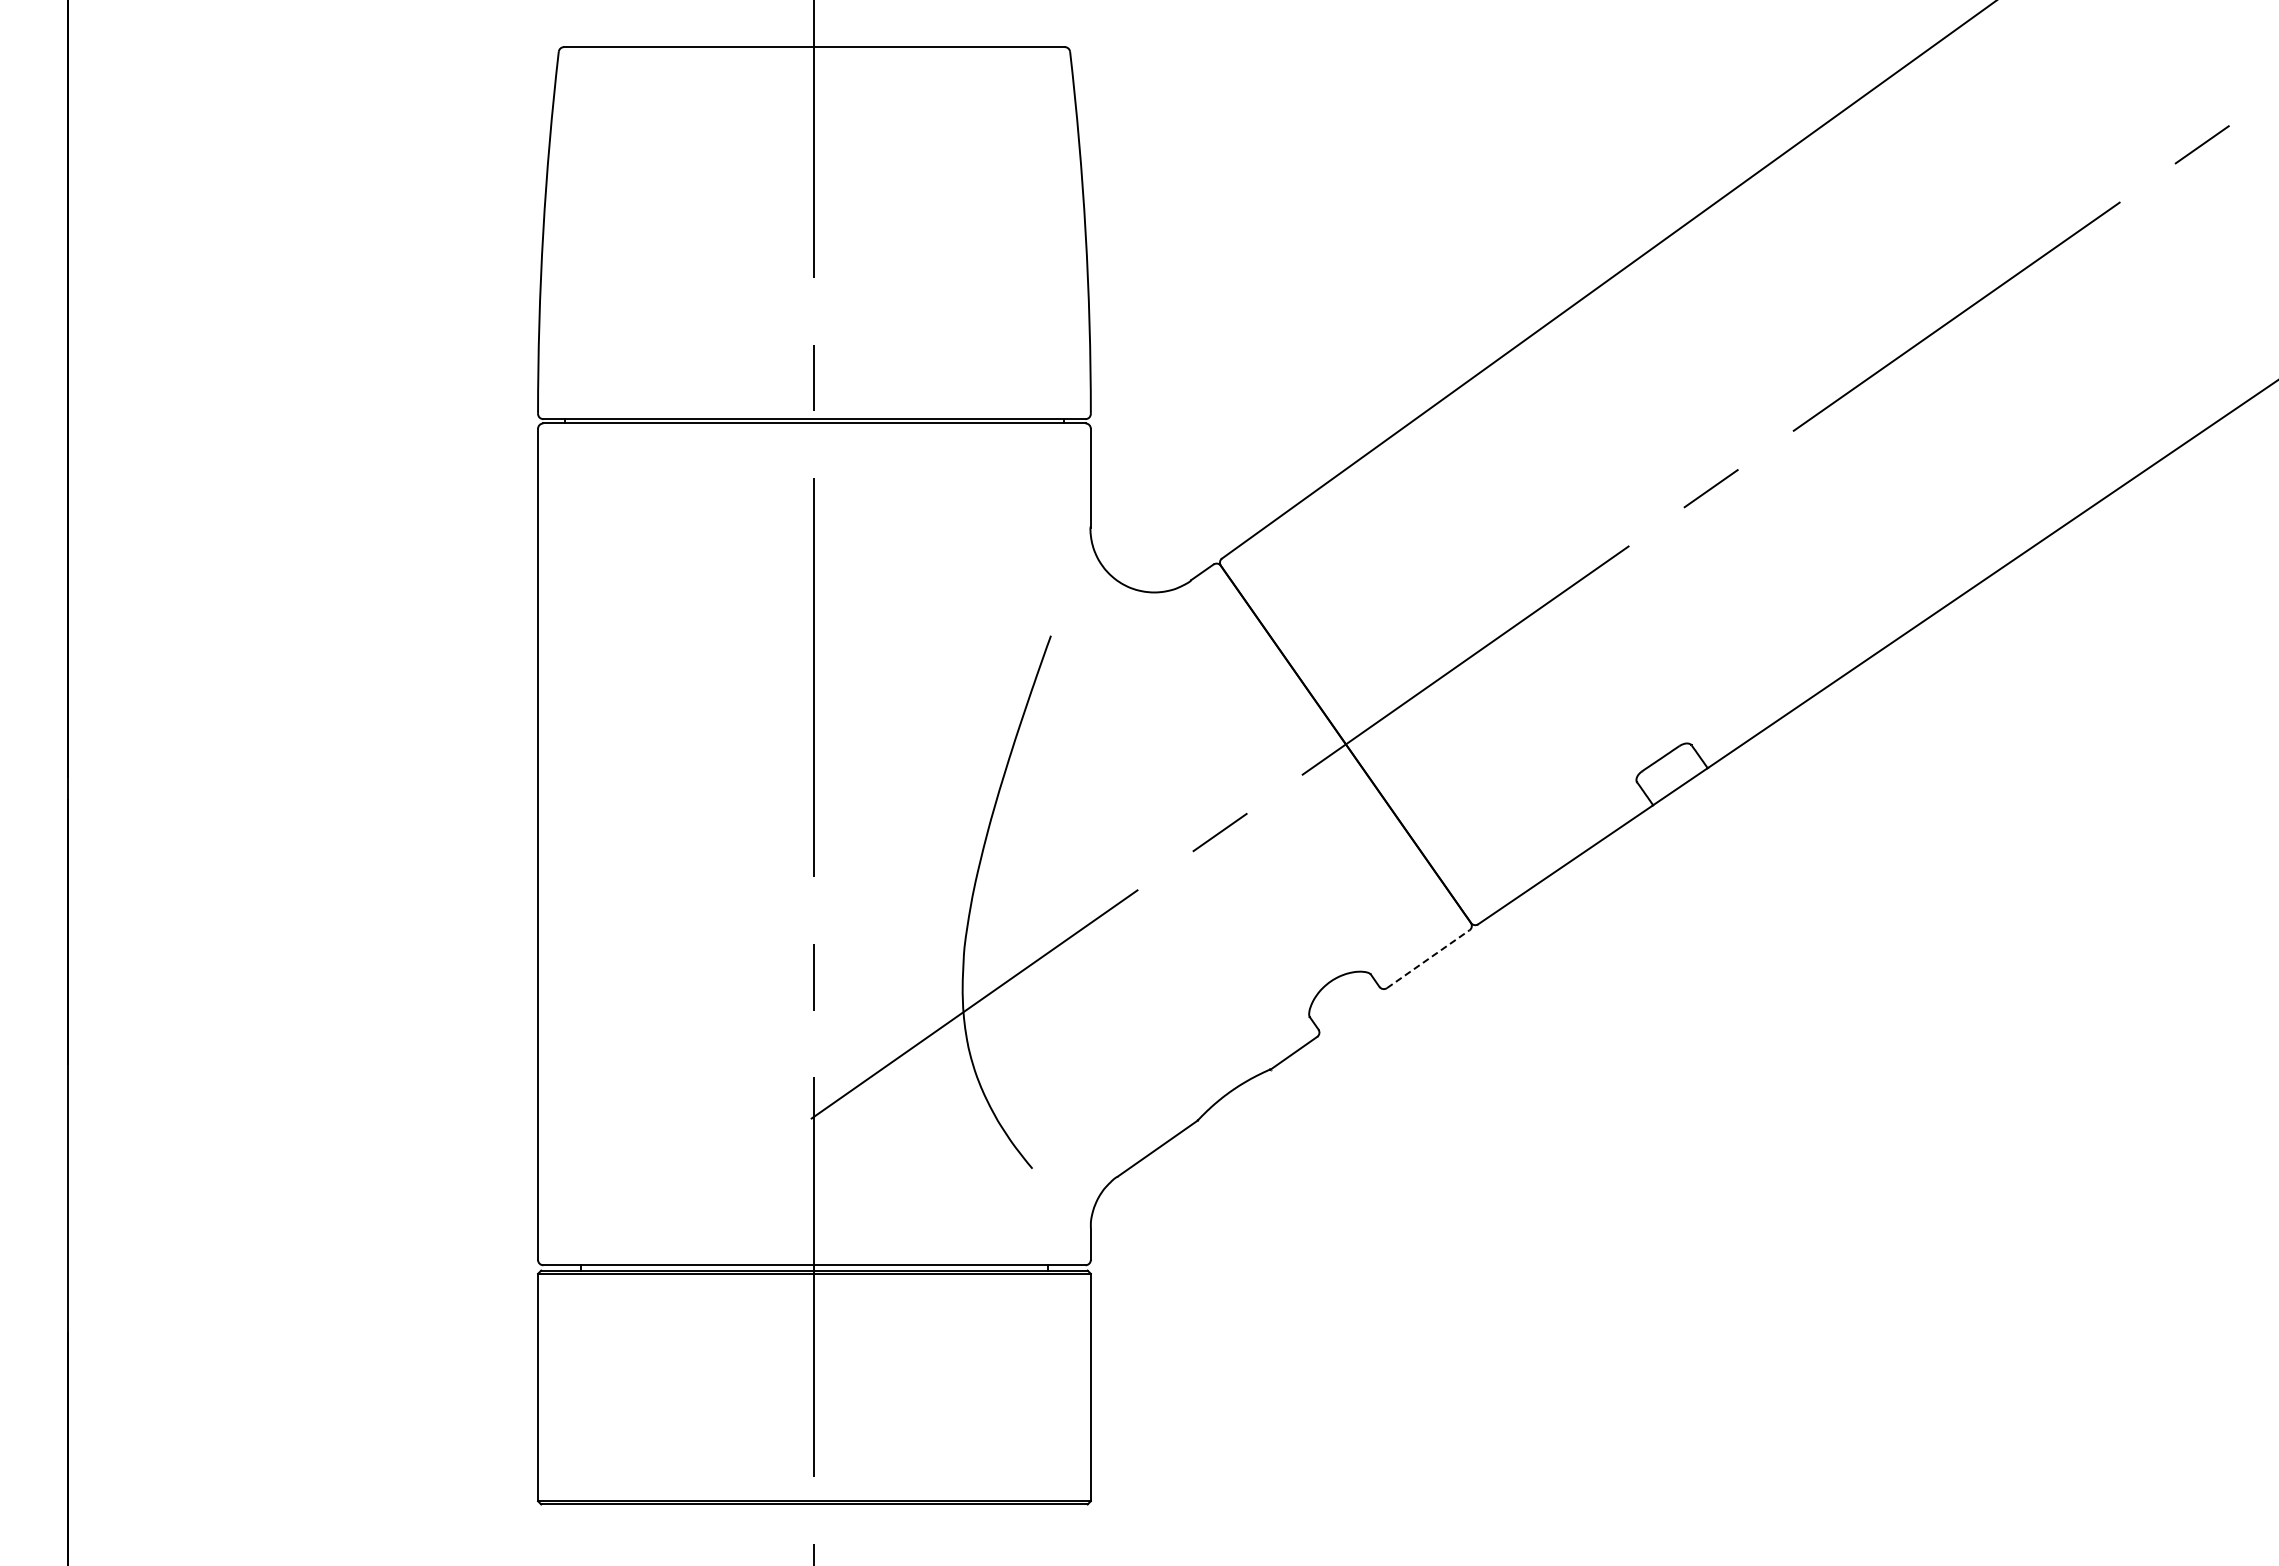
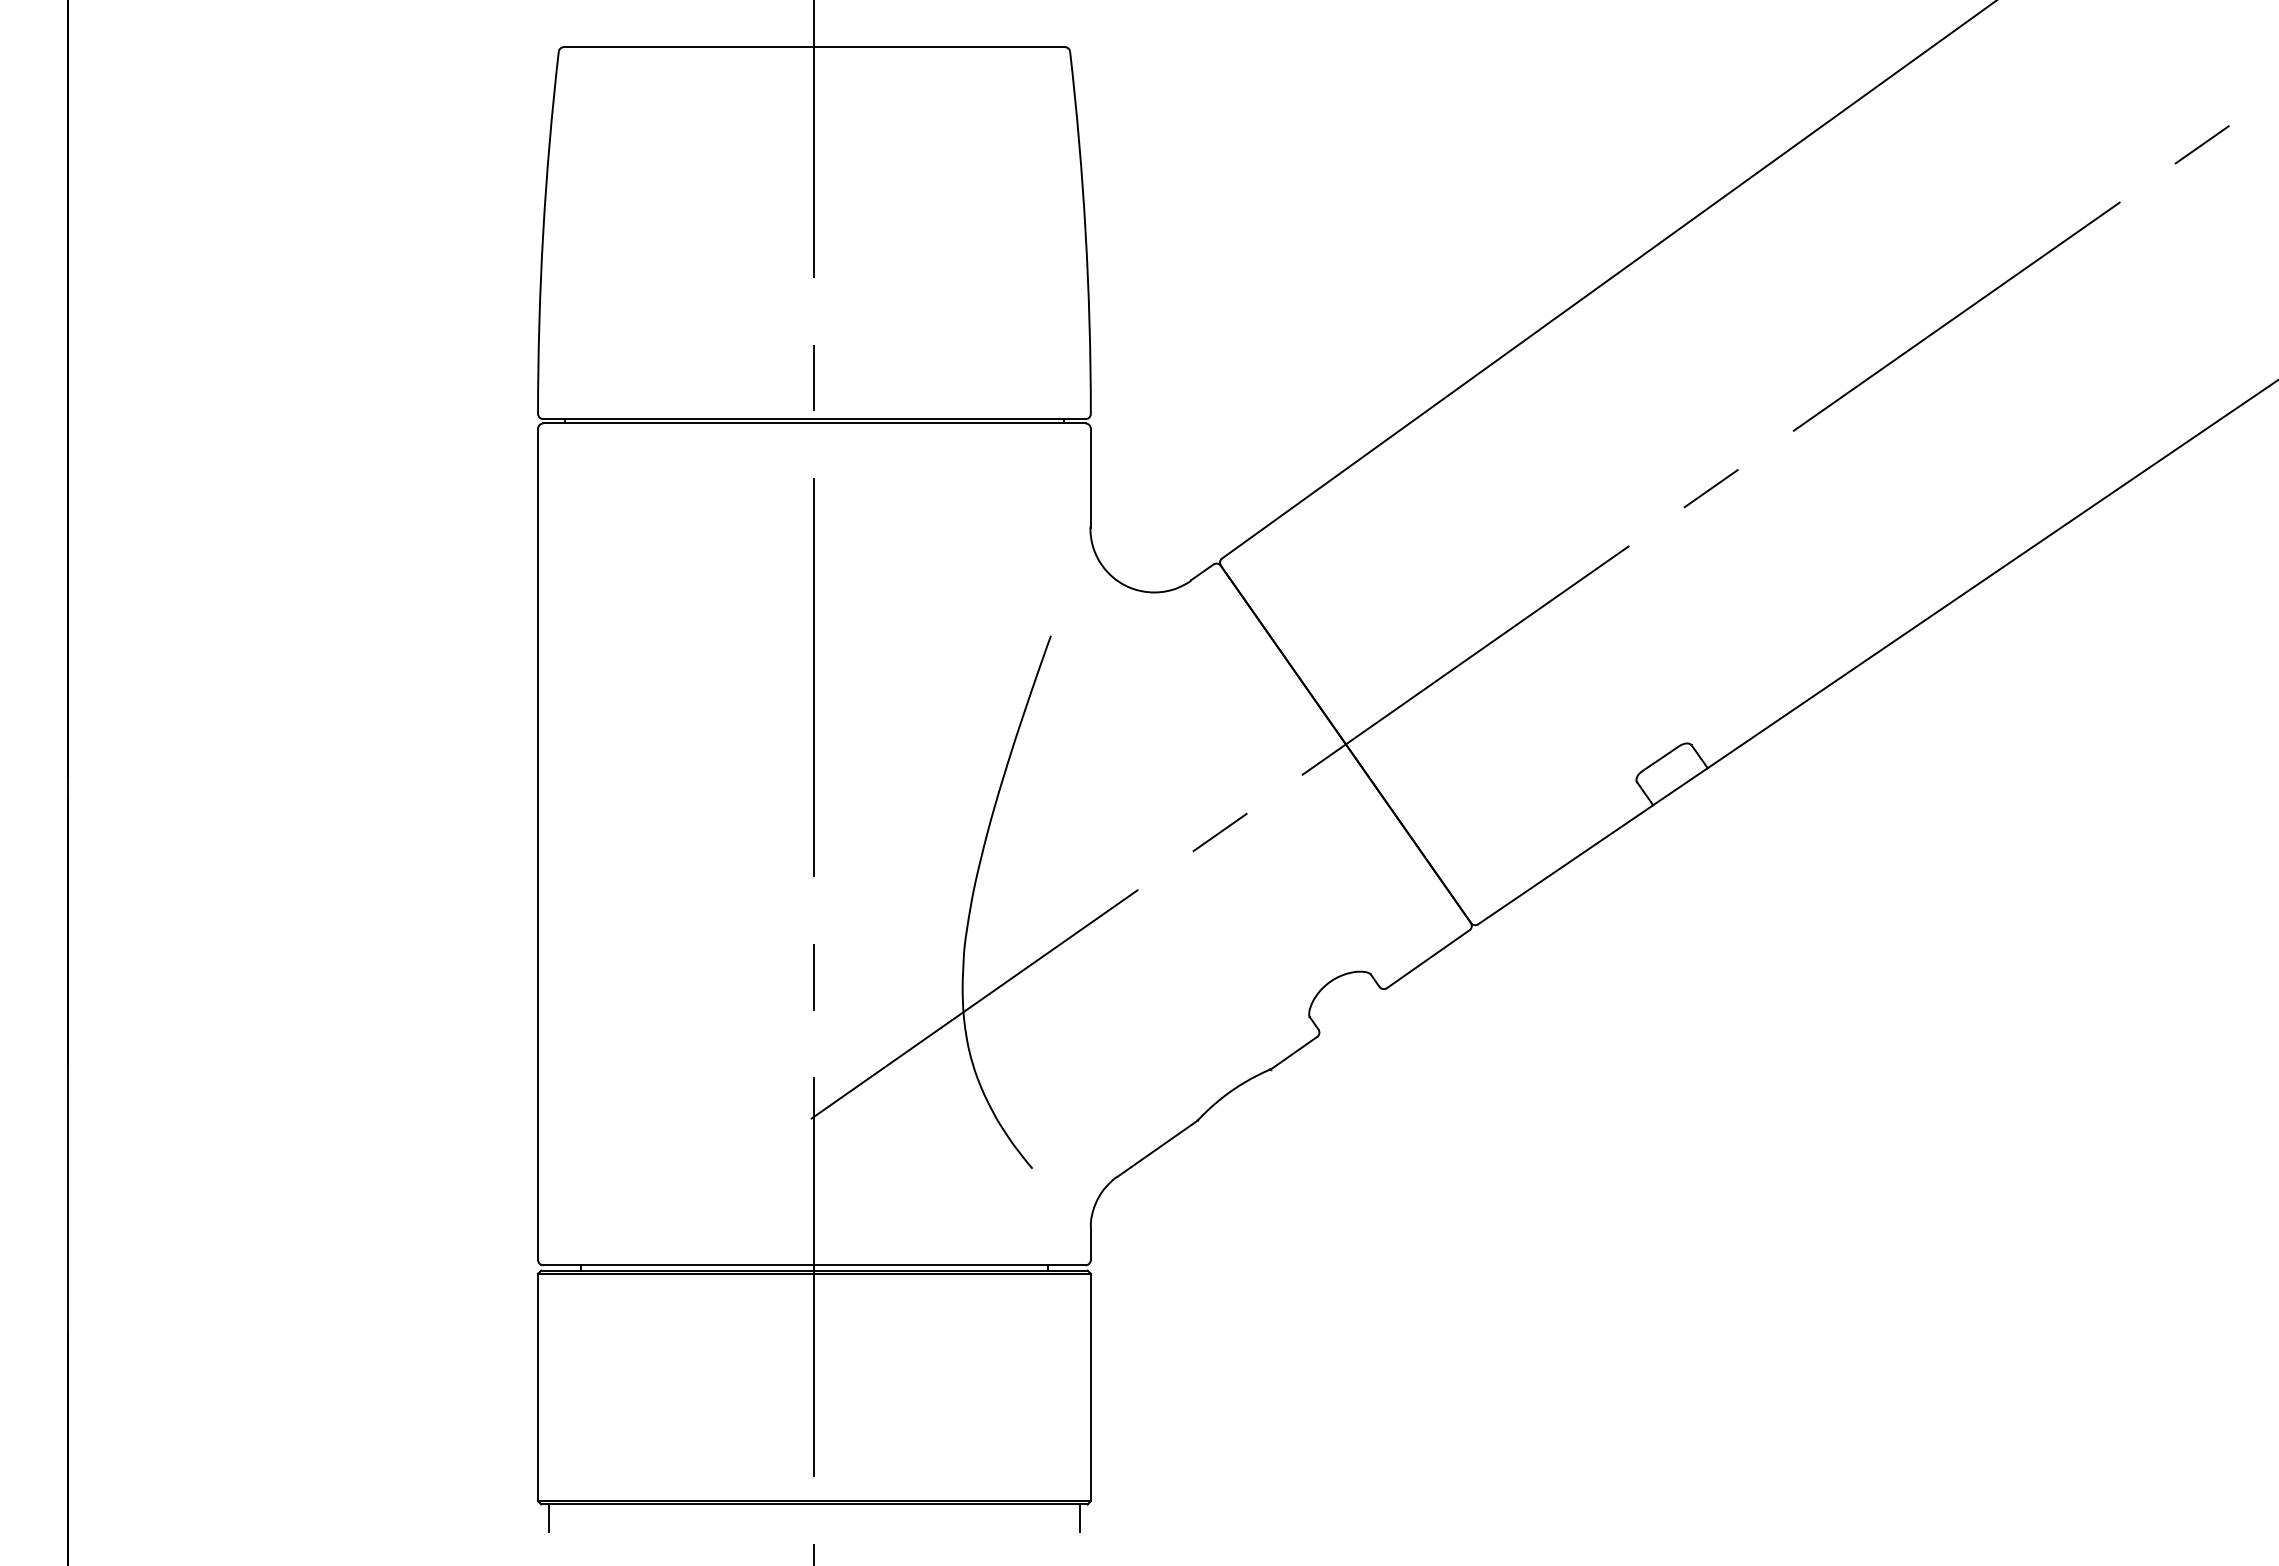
line: dashed -> solid (1428, 959)
line: none -> present (548, 1518)
line: none -> present (1080, 1518)
